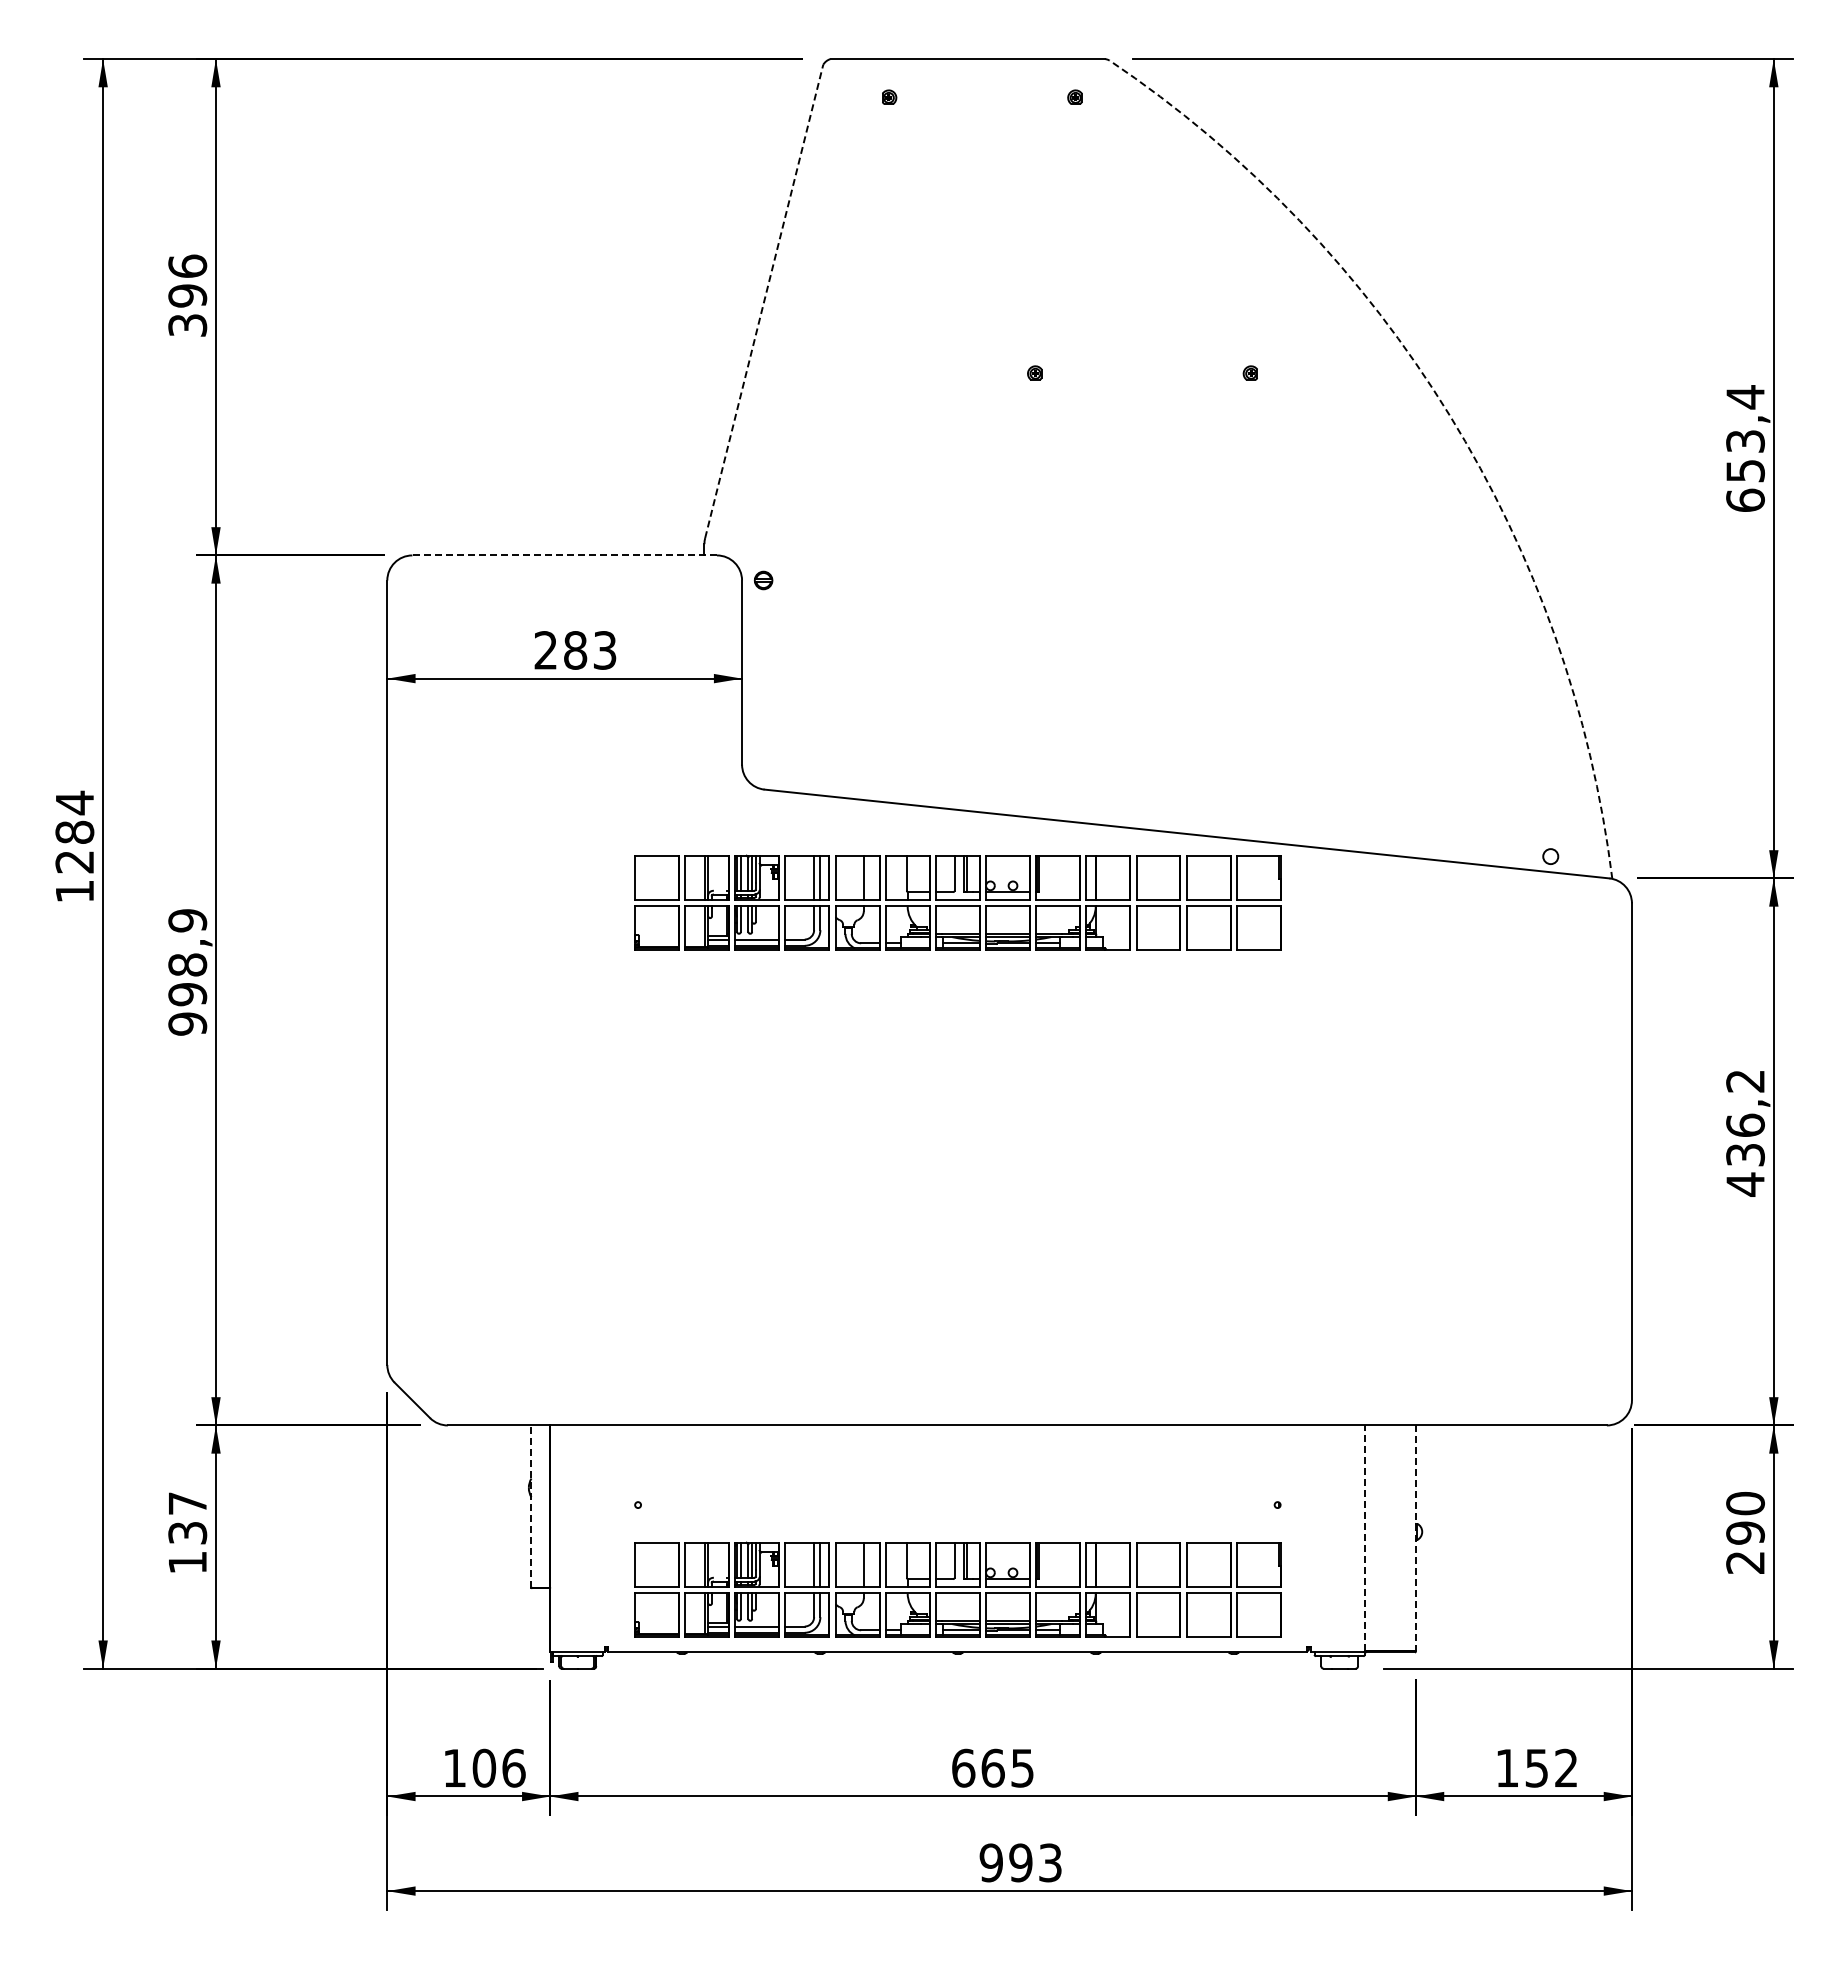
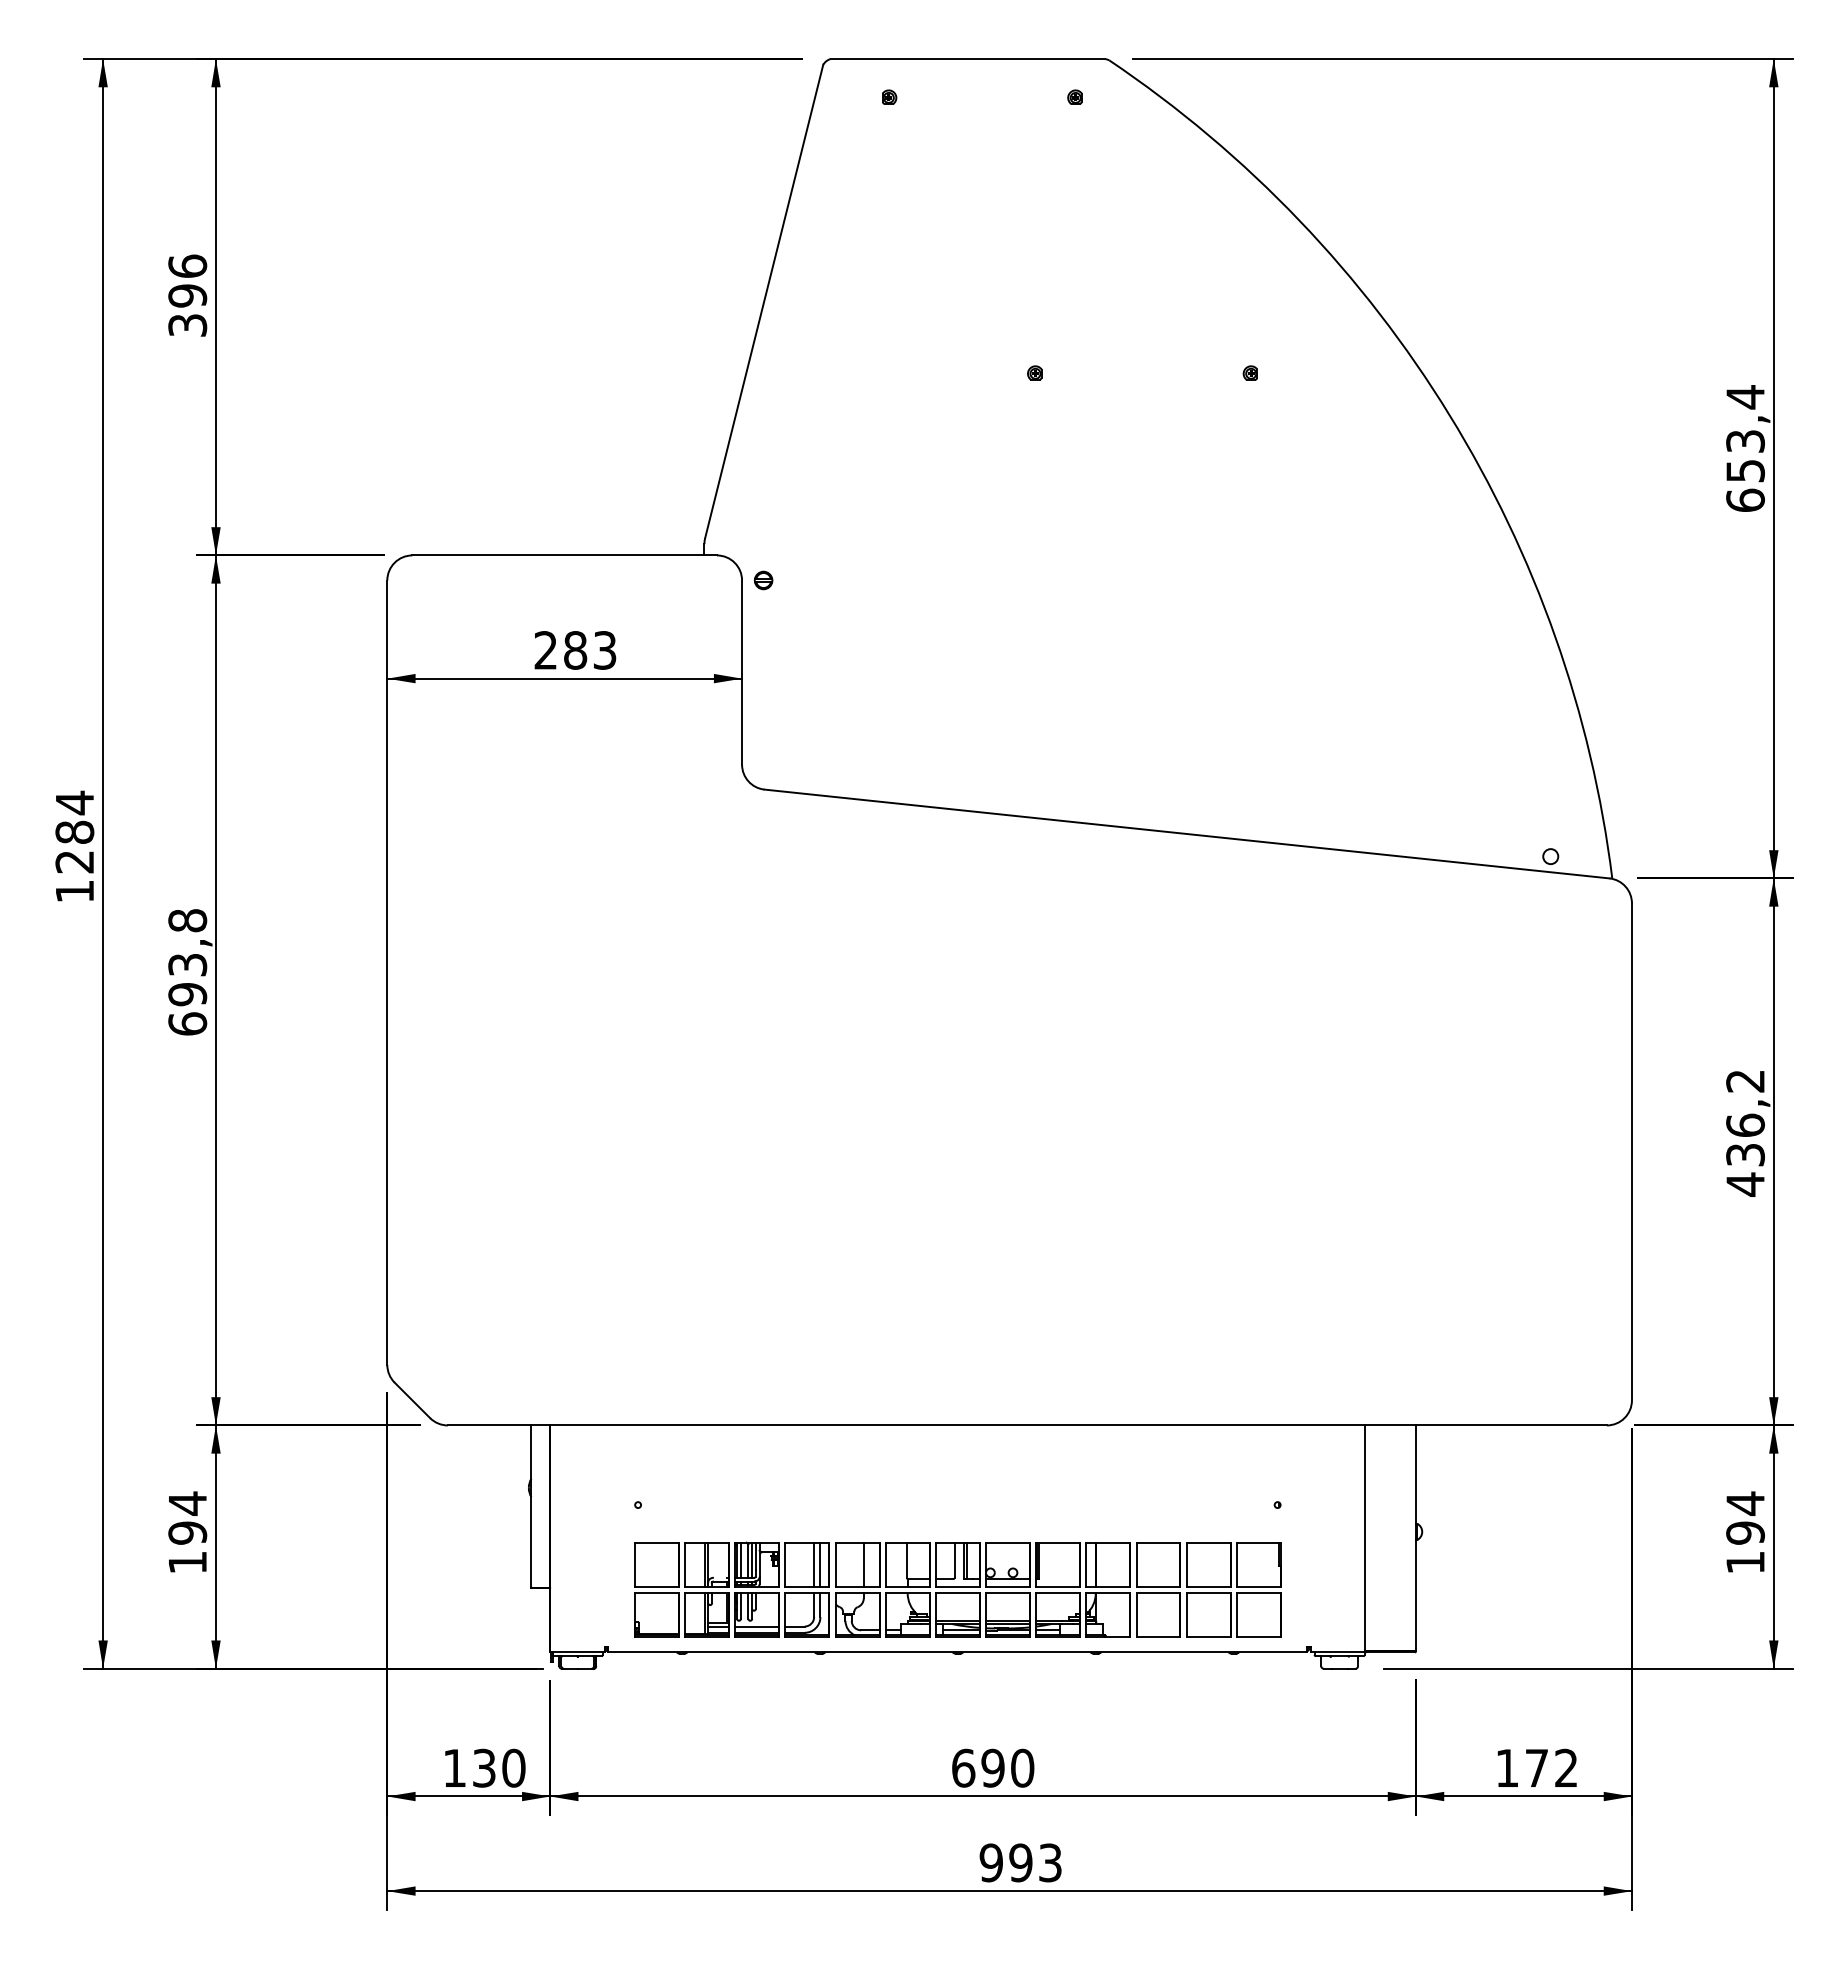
line: dashed -> solid (764, 301)
arc: dashed -> solid (1449, 415)
line: dashed -> solid (564, 555)
part: present -> none (957, 902)
text: 998,9 -> 693,8 (187, 972)
line: dashed -> solid (531, 1505)
text: 137 -> 194 (187, 1517)
text: 290 -> 194 (1745, 1532)
line: dashed -> solid (1365, 1538)
line: dashed -> solid (1415, 1538)
text: 106 -> 130 (498, 1767)
text: 665 -> 690 (1007, 1767)
text: 152 -> 172 (1536, 1768)
